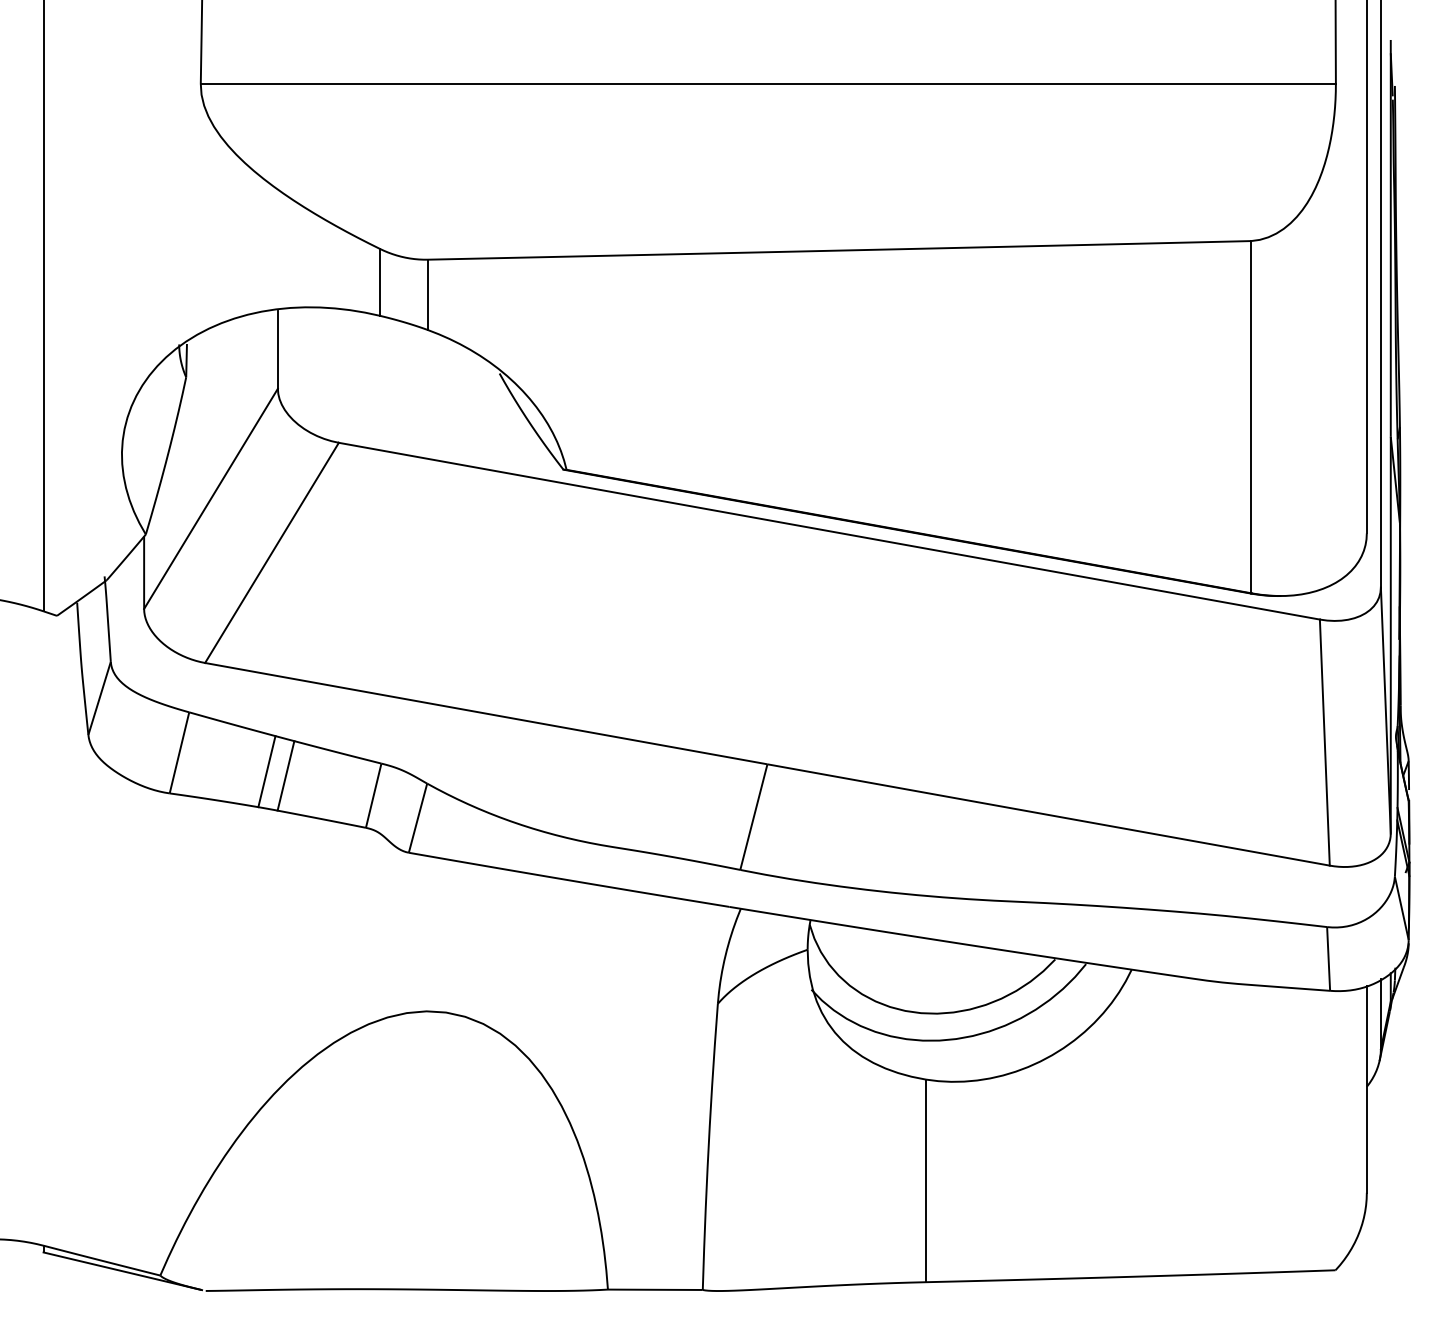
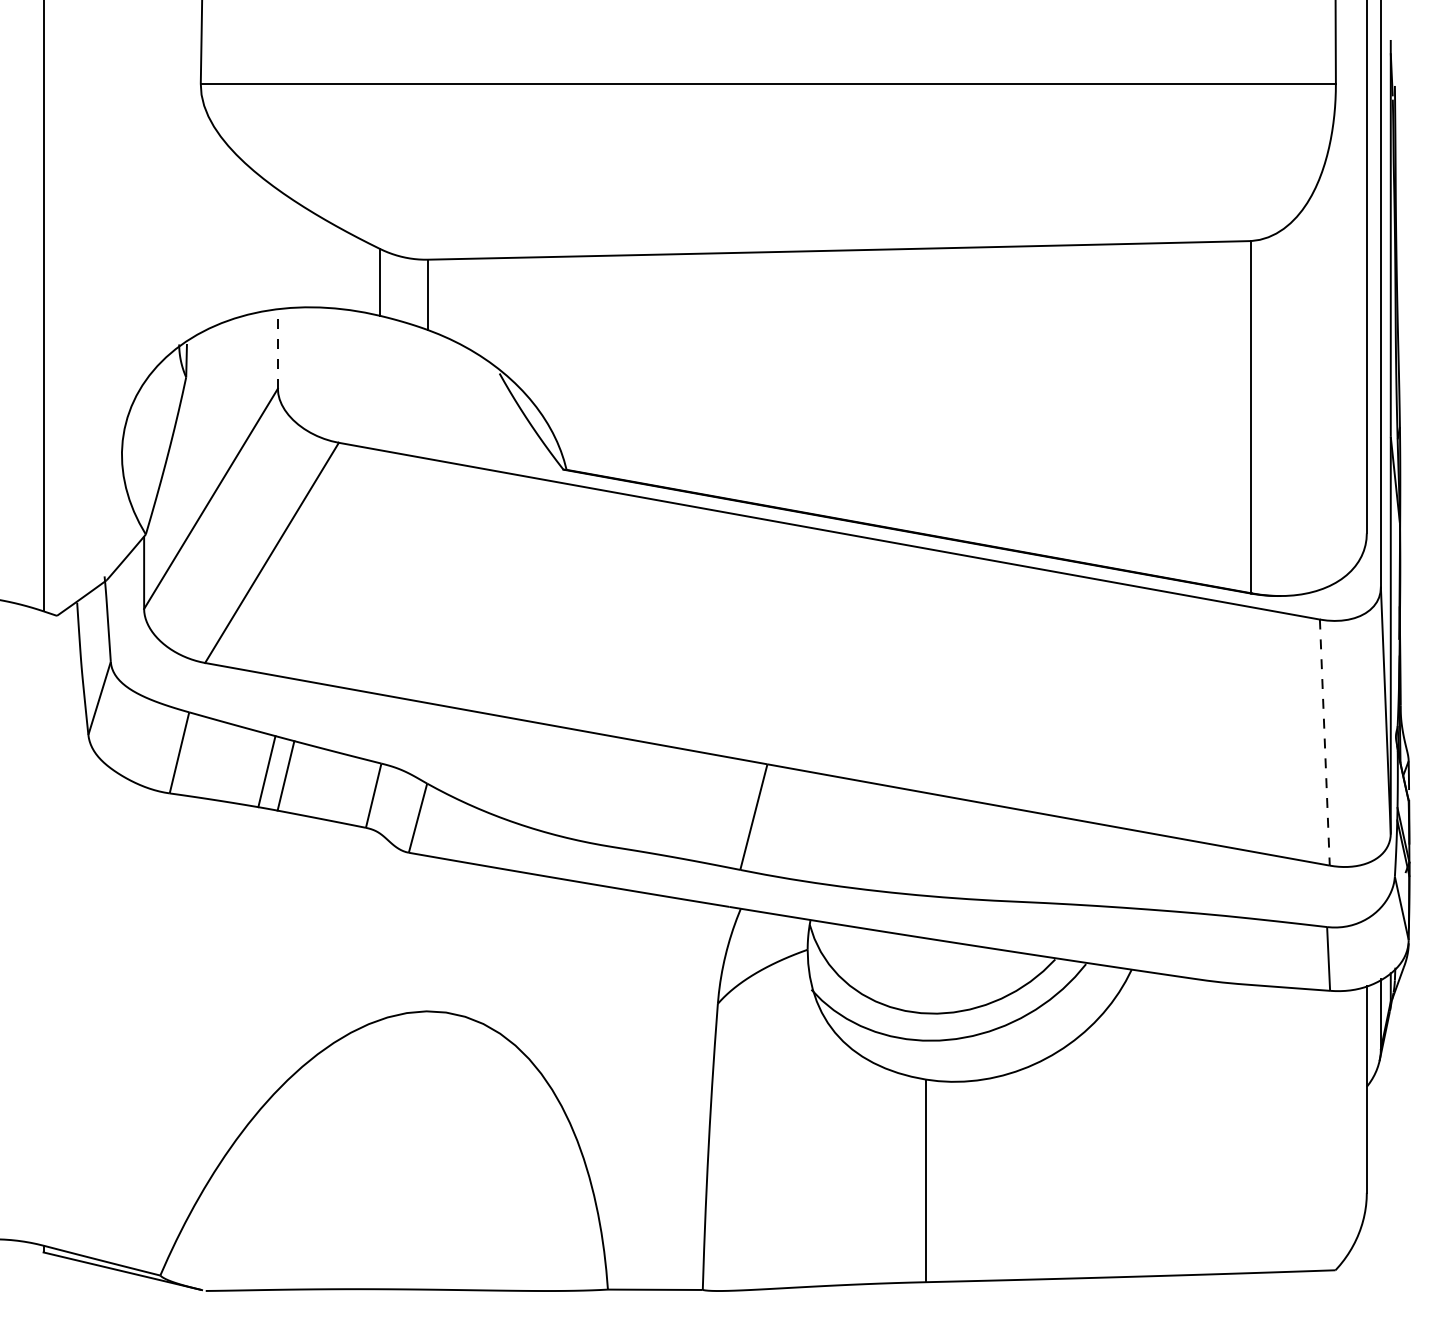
line: solid -> dashed (277, 349)
line: solid -> dashed (1324, 743)
